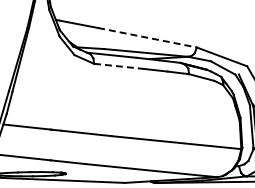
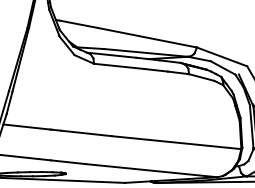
line: dashed -> solid (147, 37)
line: dashed -> solid (119, 66)
